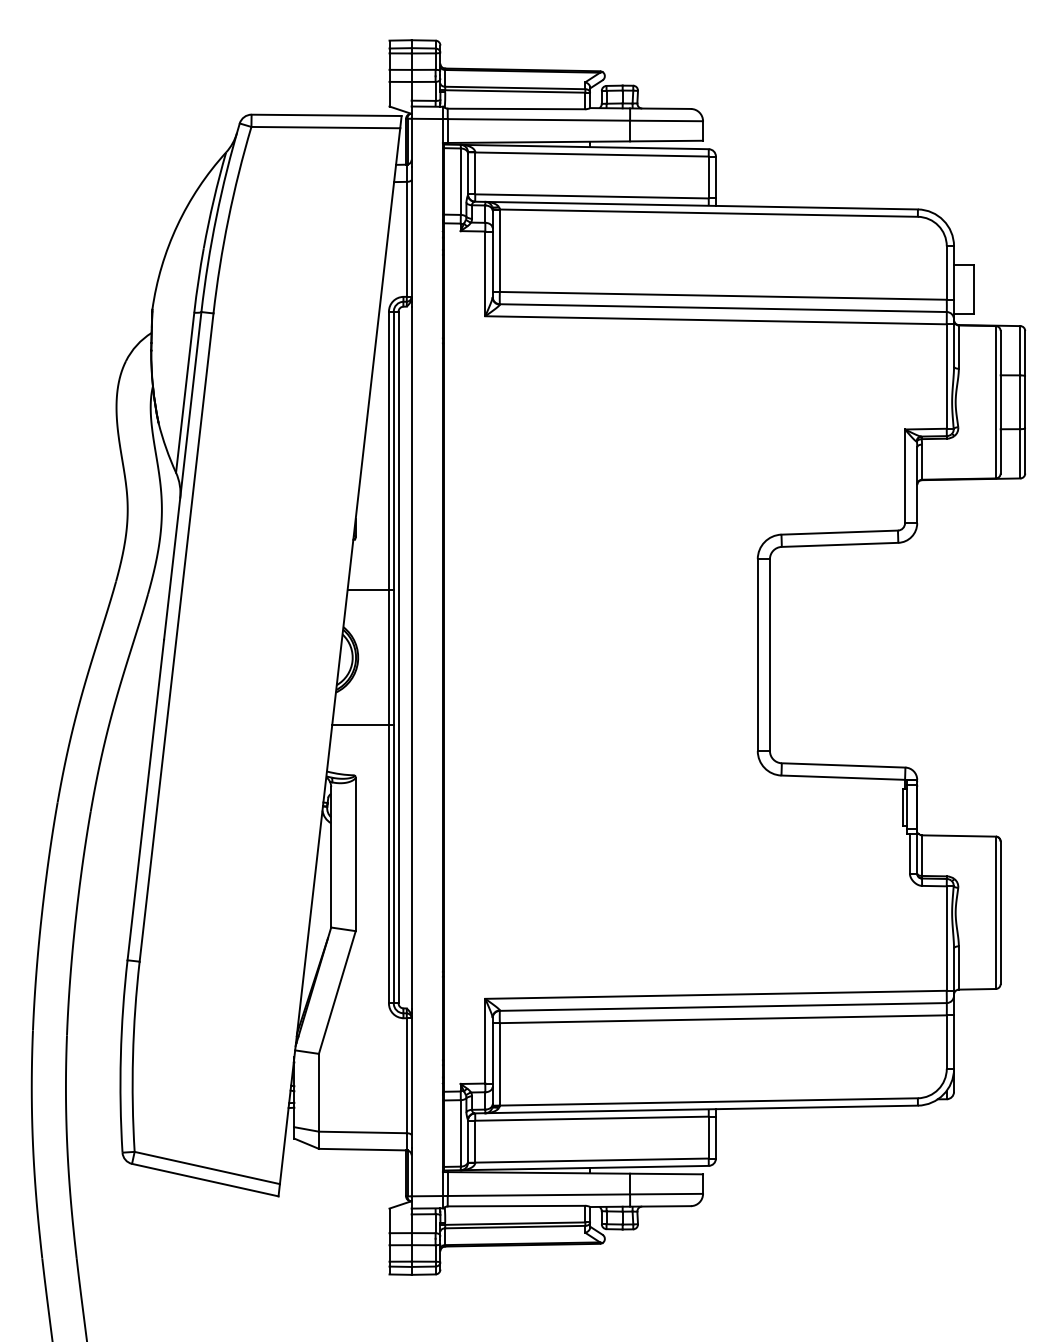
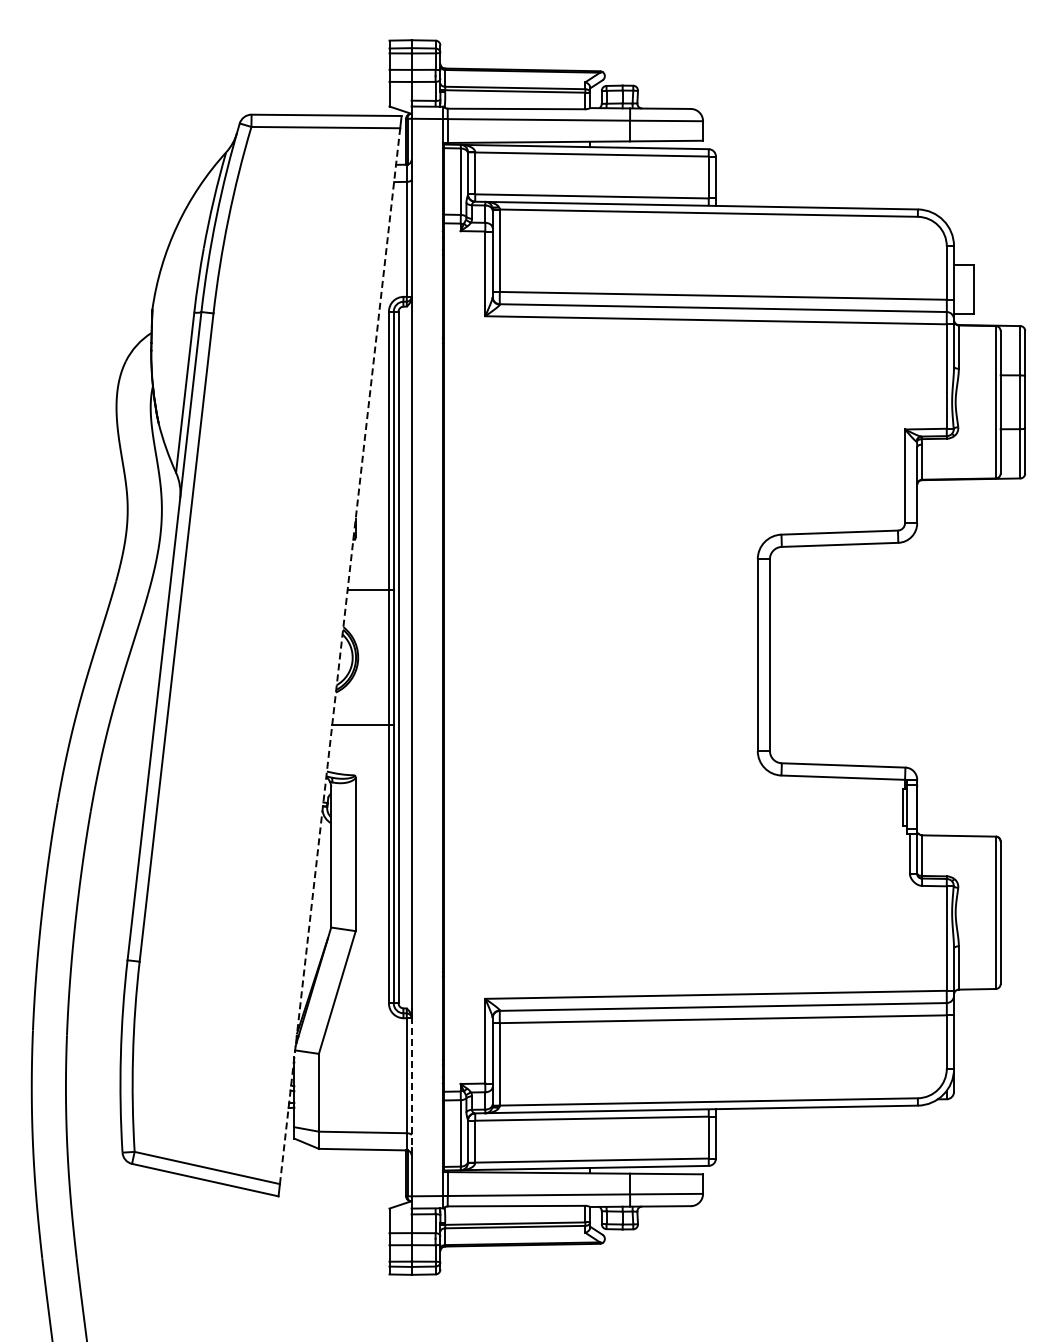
line: solid -> dashed (340, 655)
line: solid -> dashed (411, 1082)
